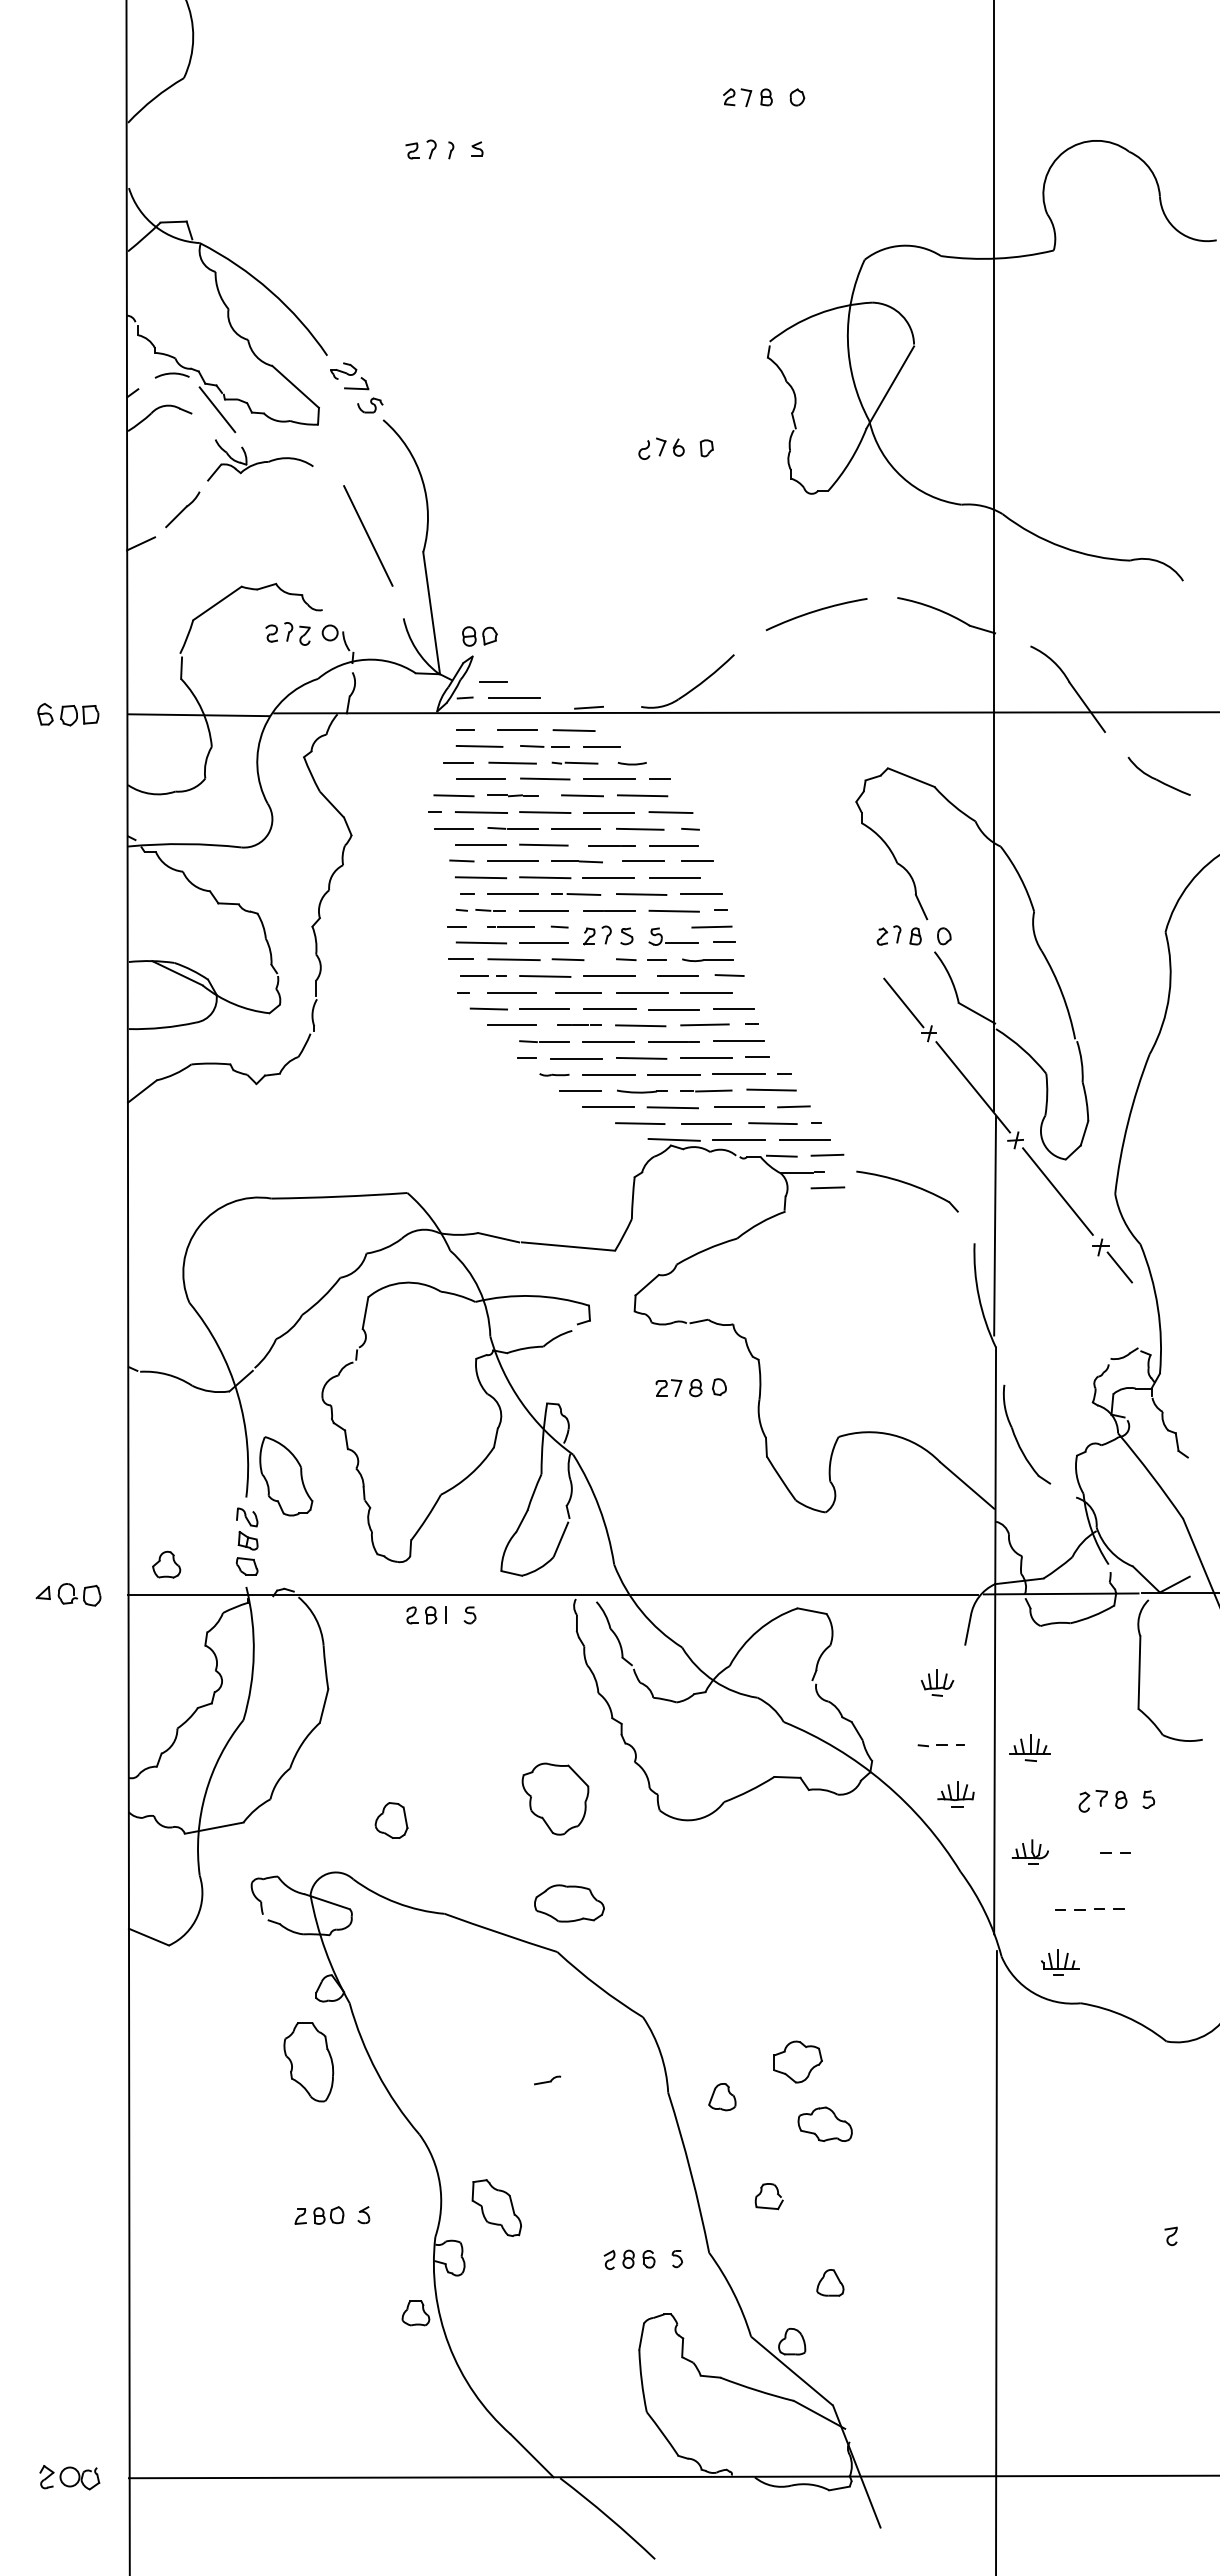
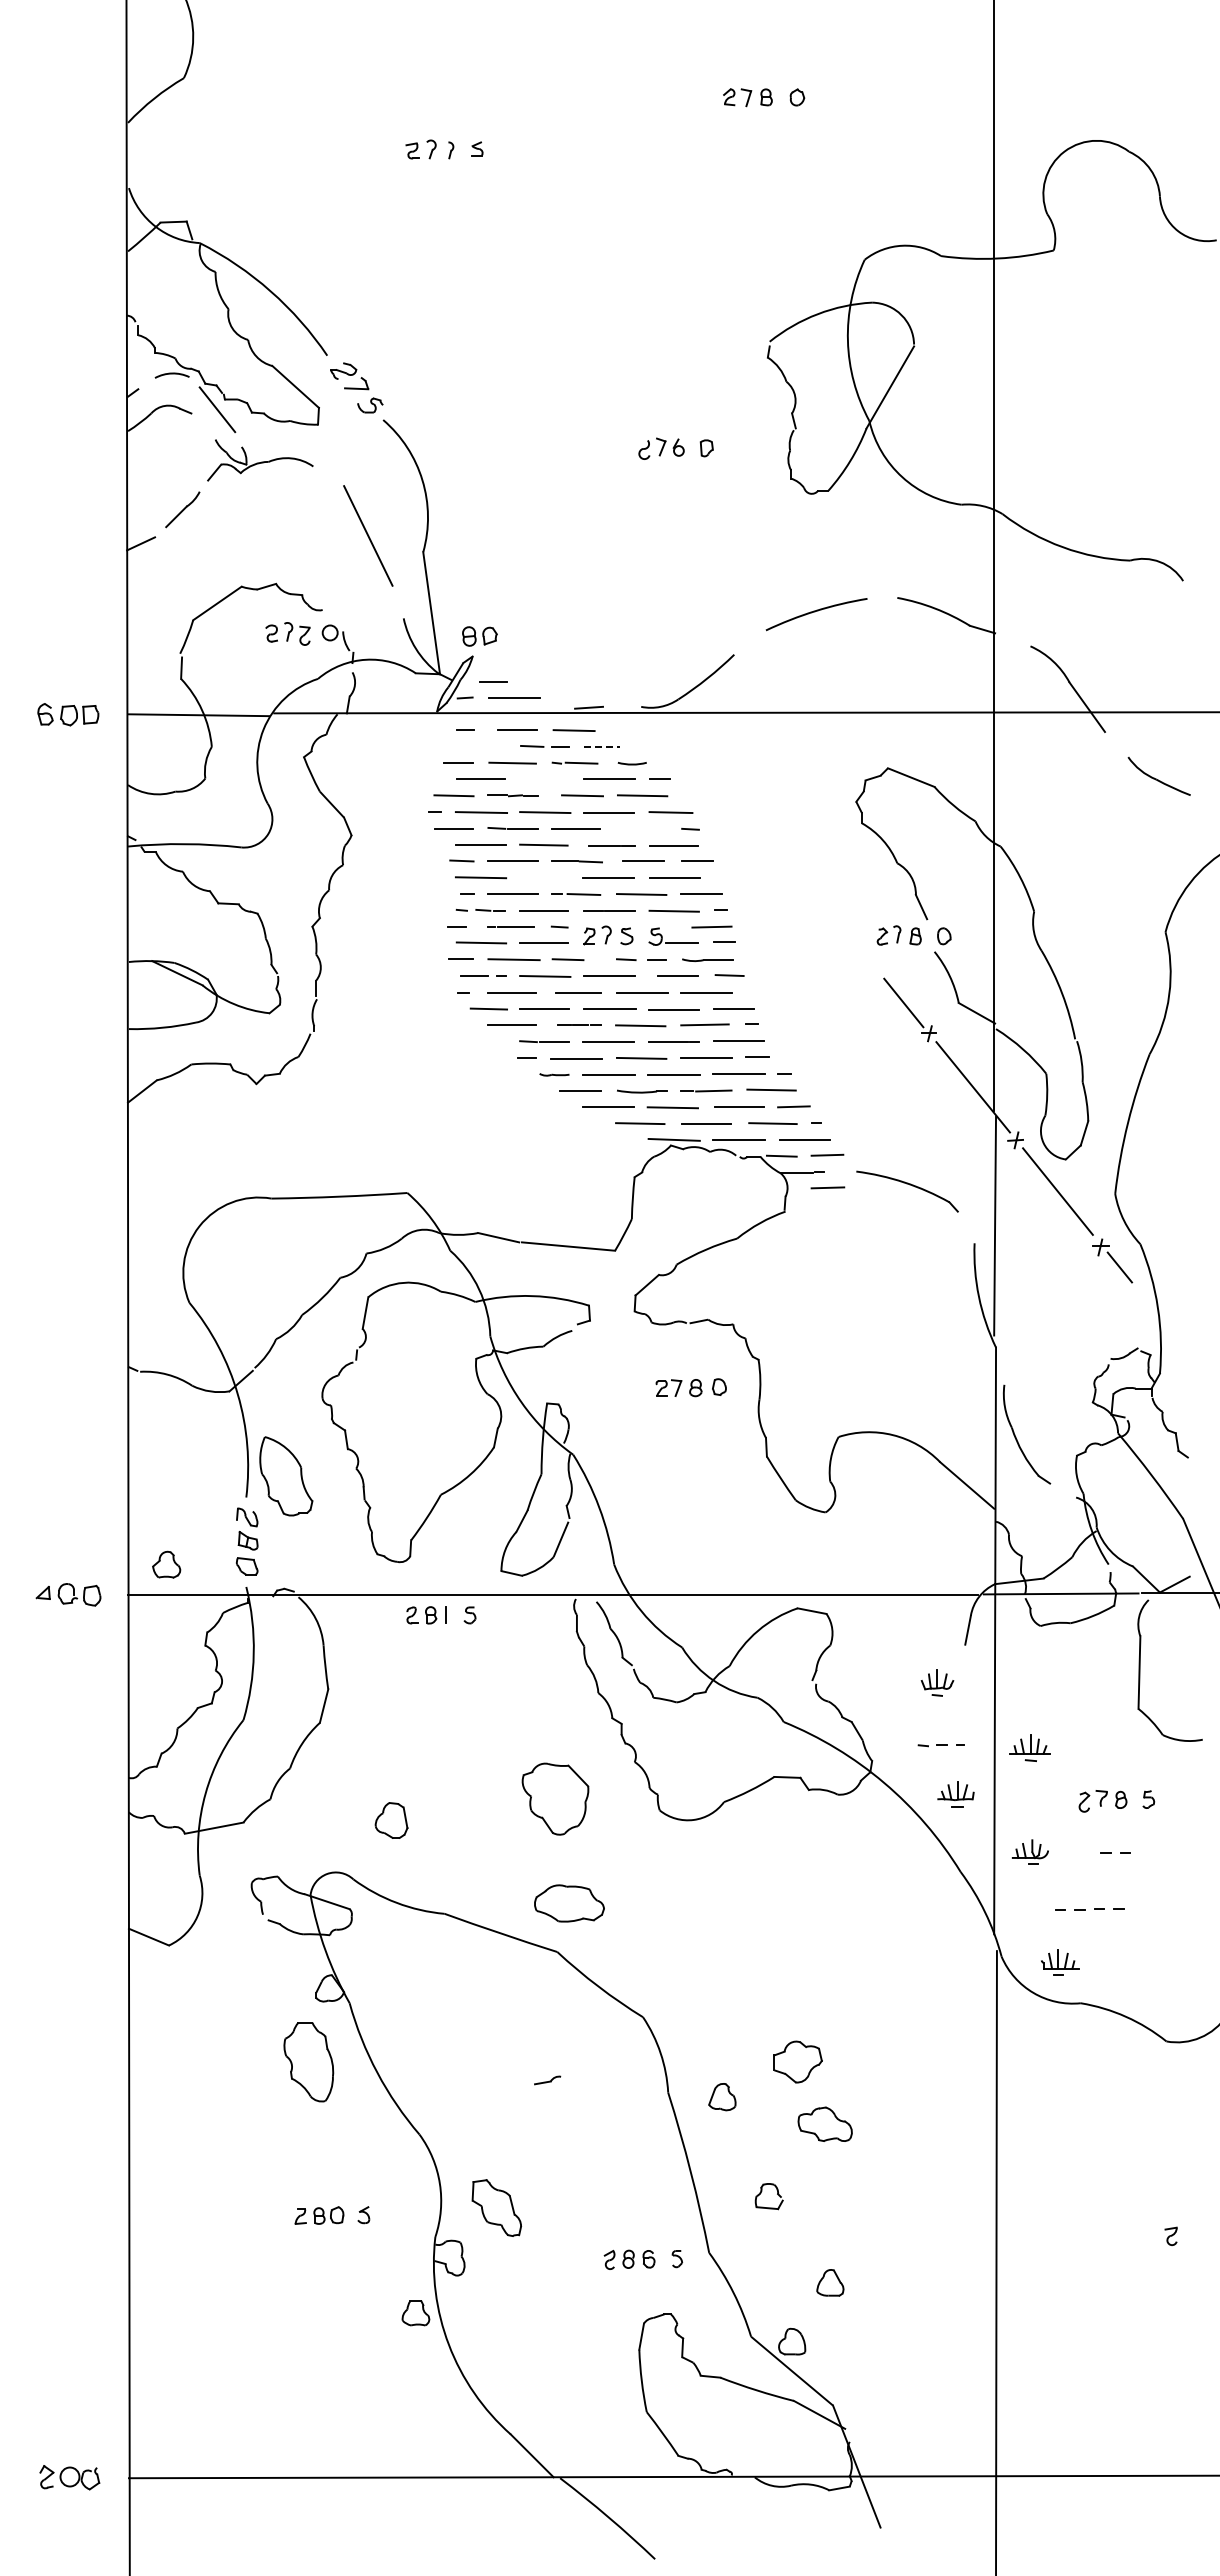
line: present -> none (479, 745)
line: solid -> dashed (602, 746)
line: present -> none (545, 778)
line: present -> none (640, 829)
line: present -> none (545, 877)
